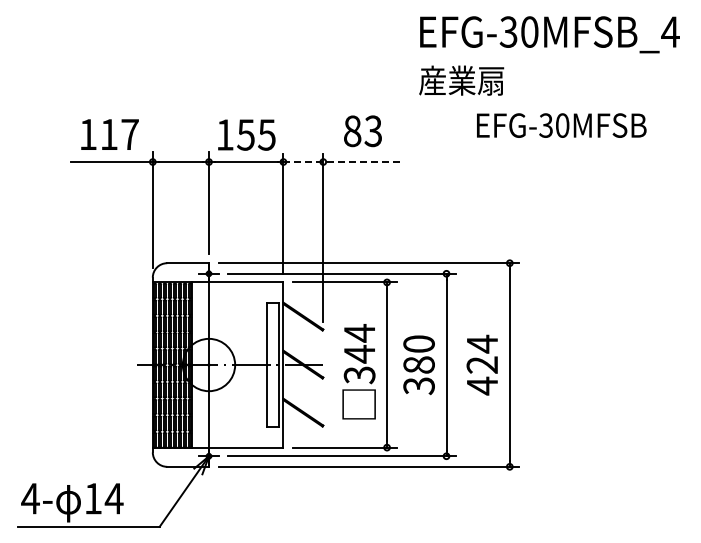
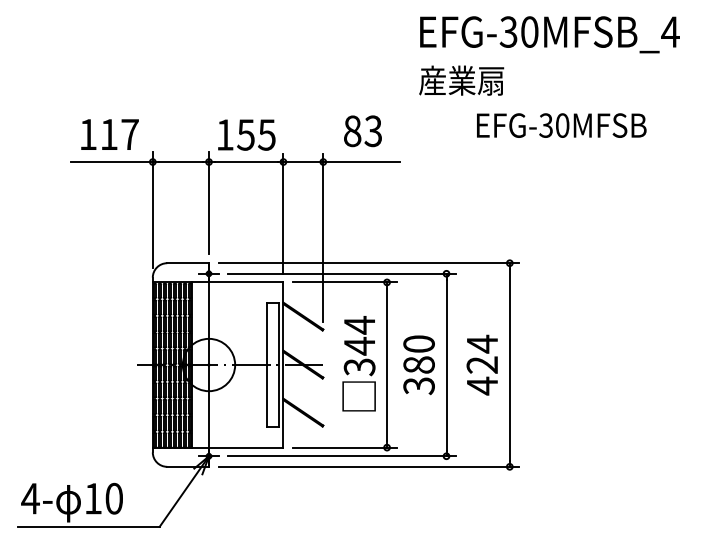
line: dashed -> solid (341, 162)
text position: (358, 371) -> (358, 363) (358, 363)
text: 14 -> 10 (113, 498)
